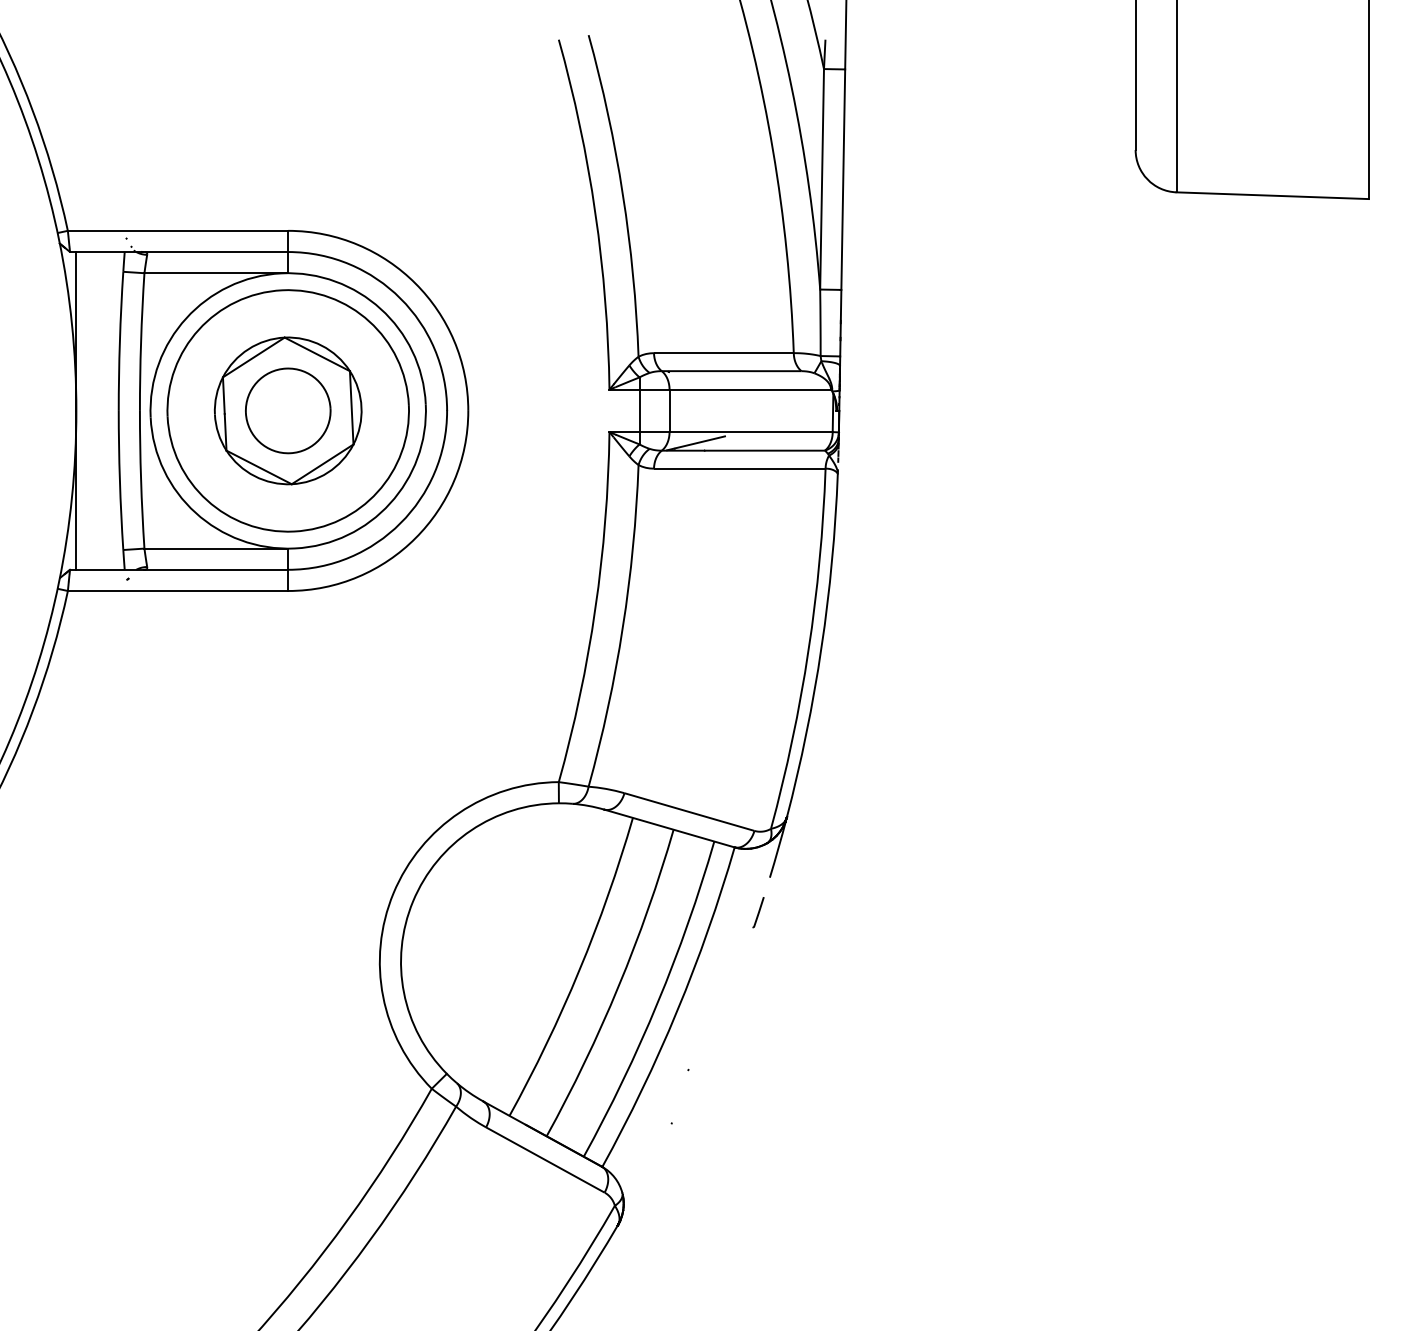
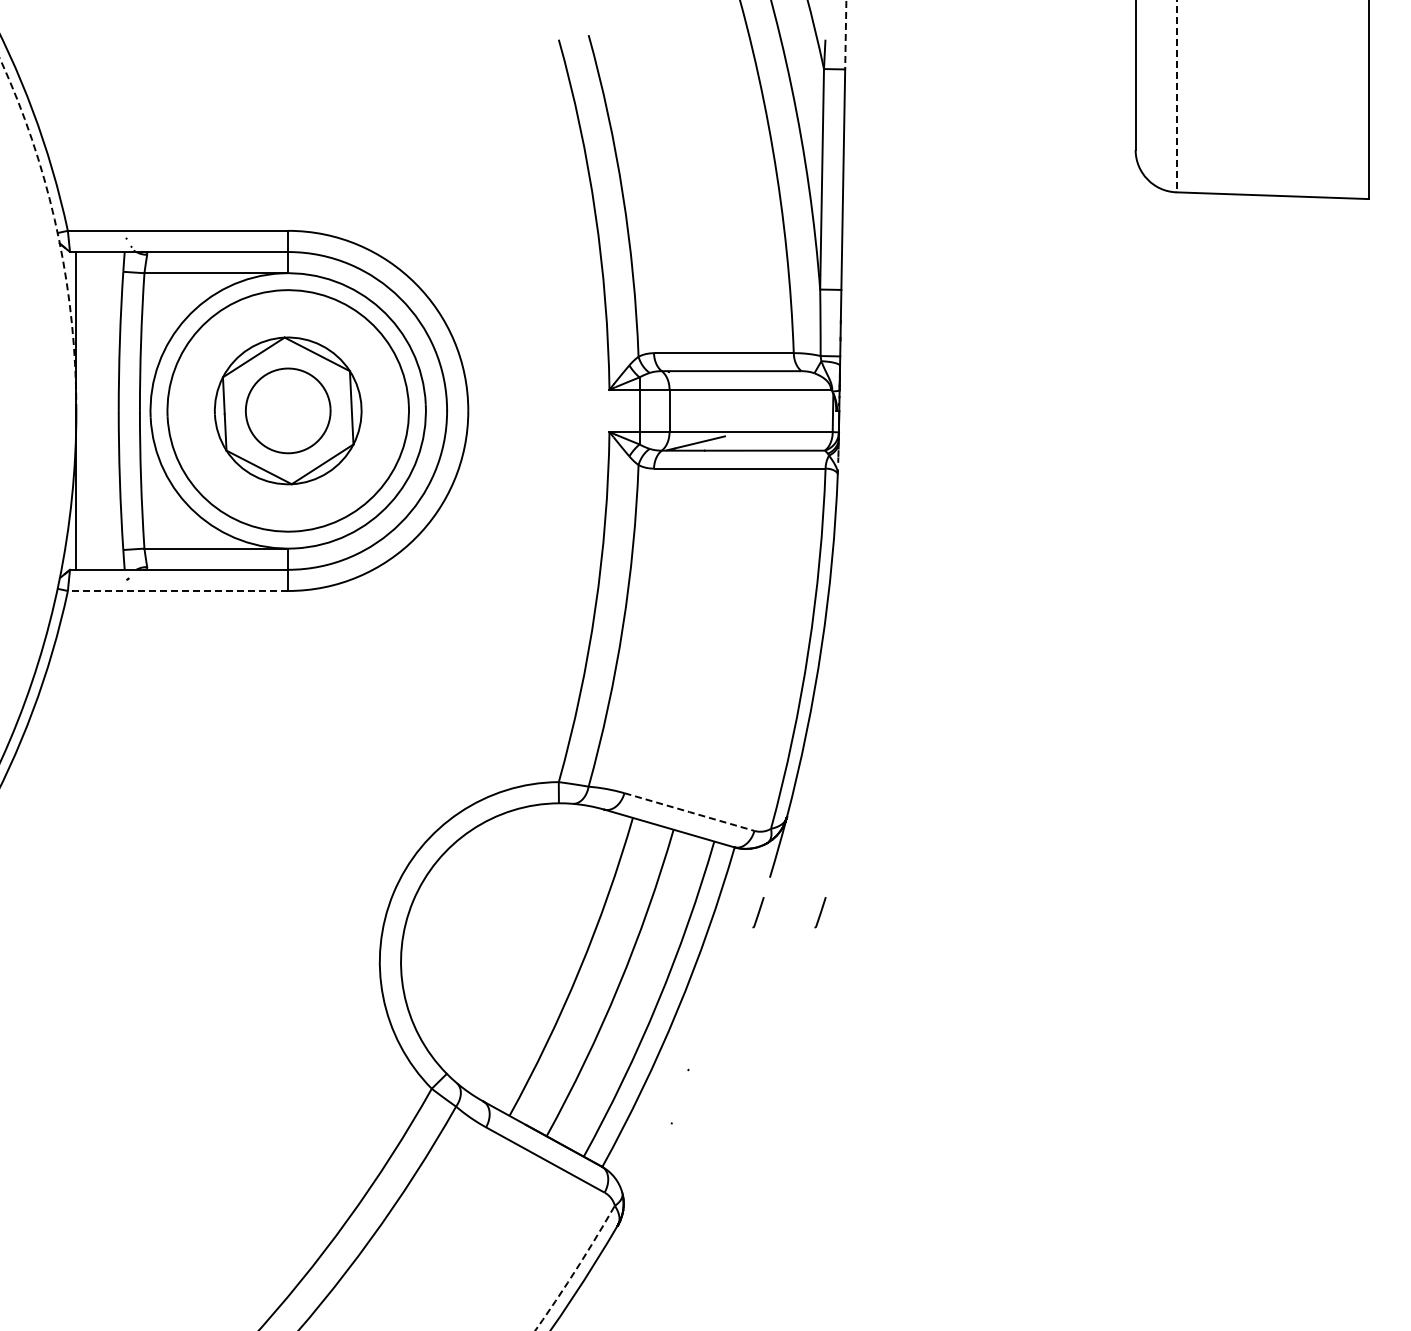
line: solid -> dashed (845, 35)
line: solid -> dashed (1176, 96)
arc: solid -> dashed (57, 230)
line: solid -> dashed (177, 590)
line: solid -> dashed (689, 812)
line: none -> present (820, 912)
arc: solid -> dashed (576, 1268)
